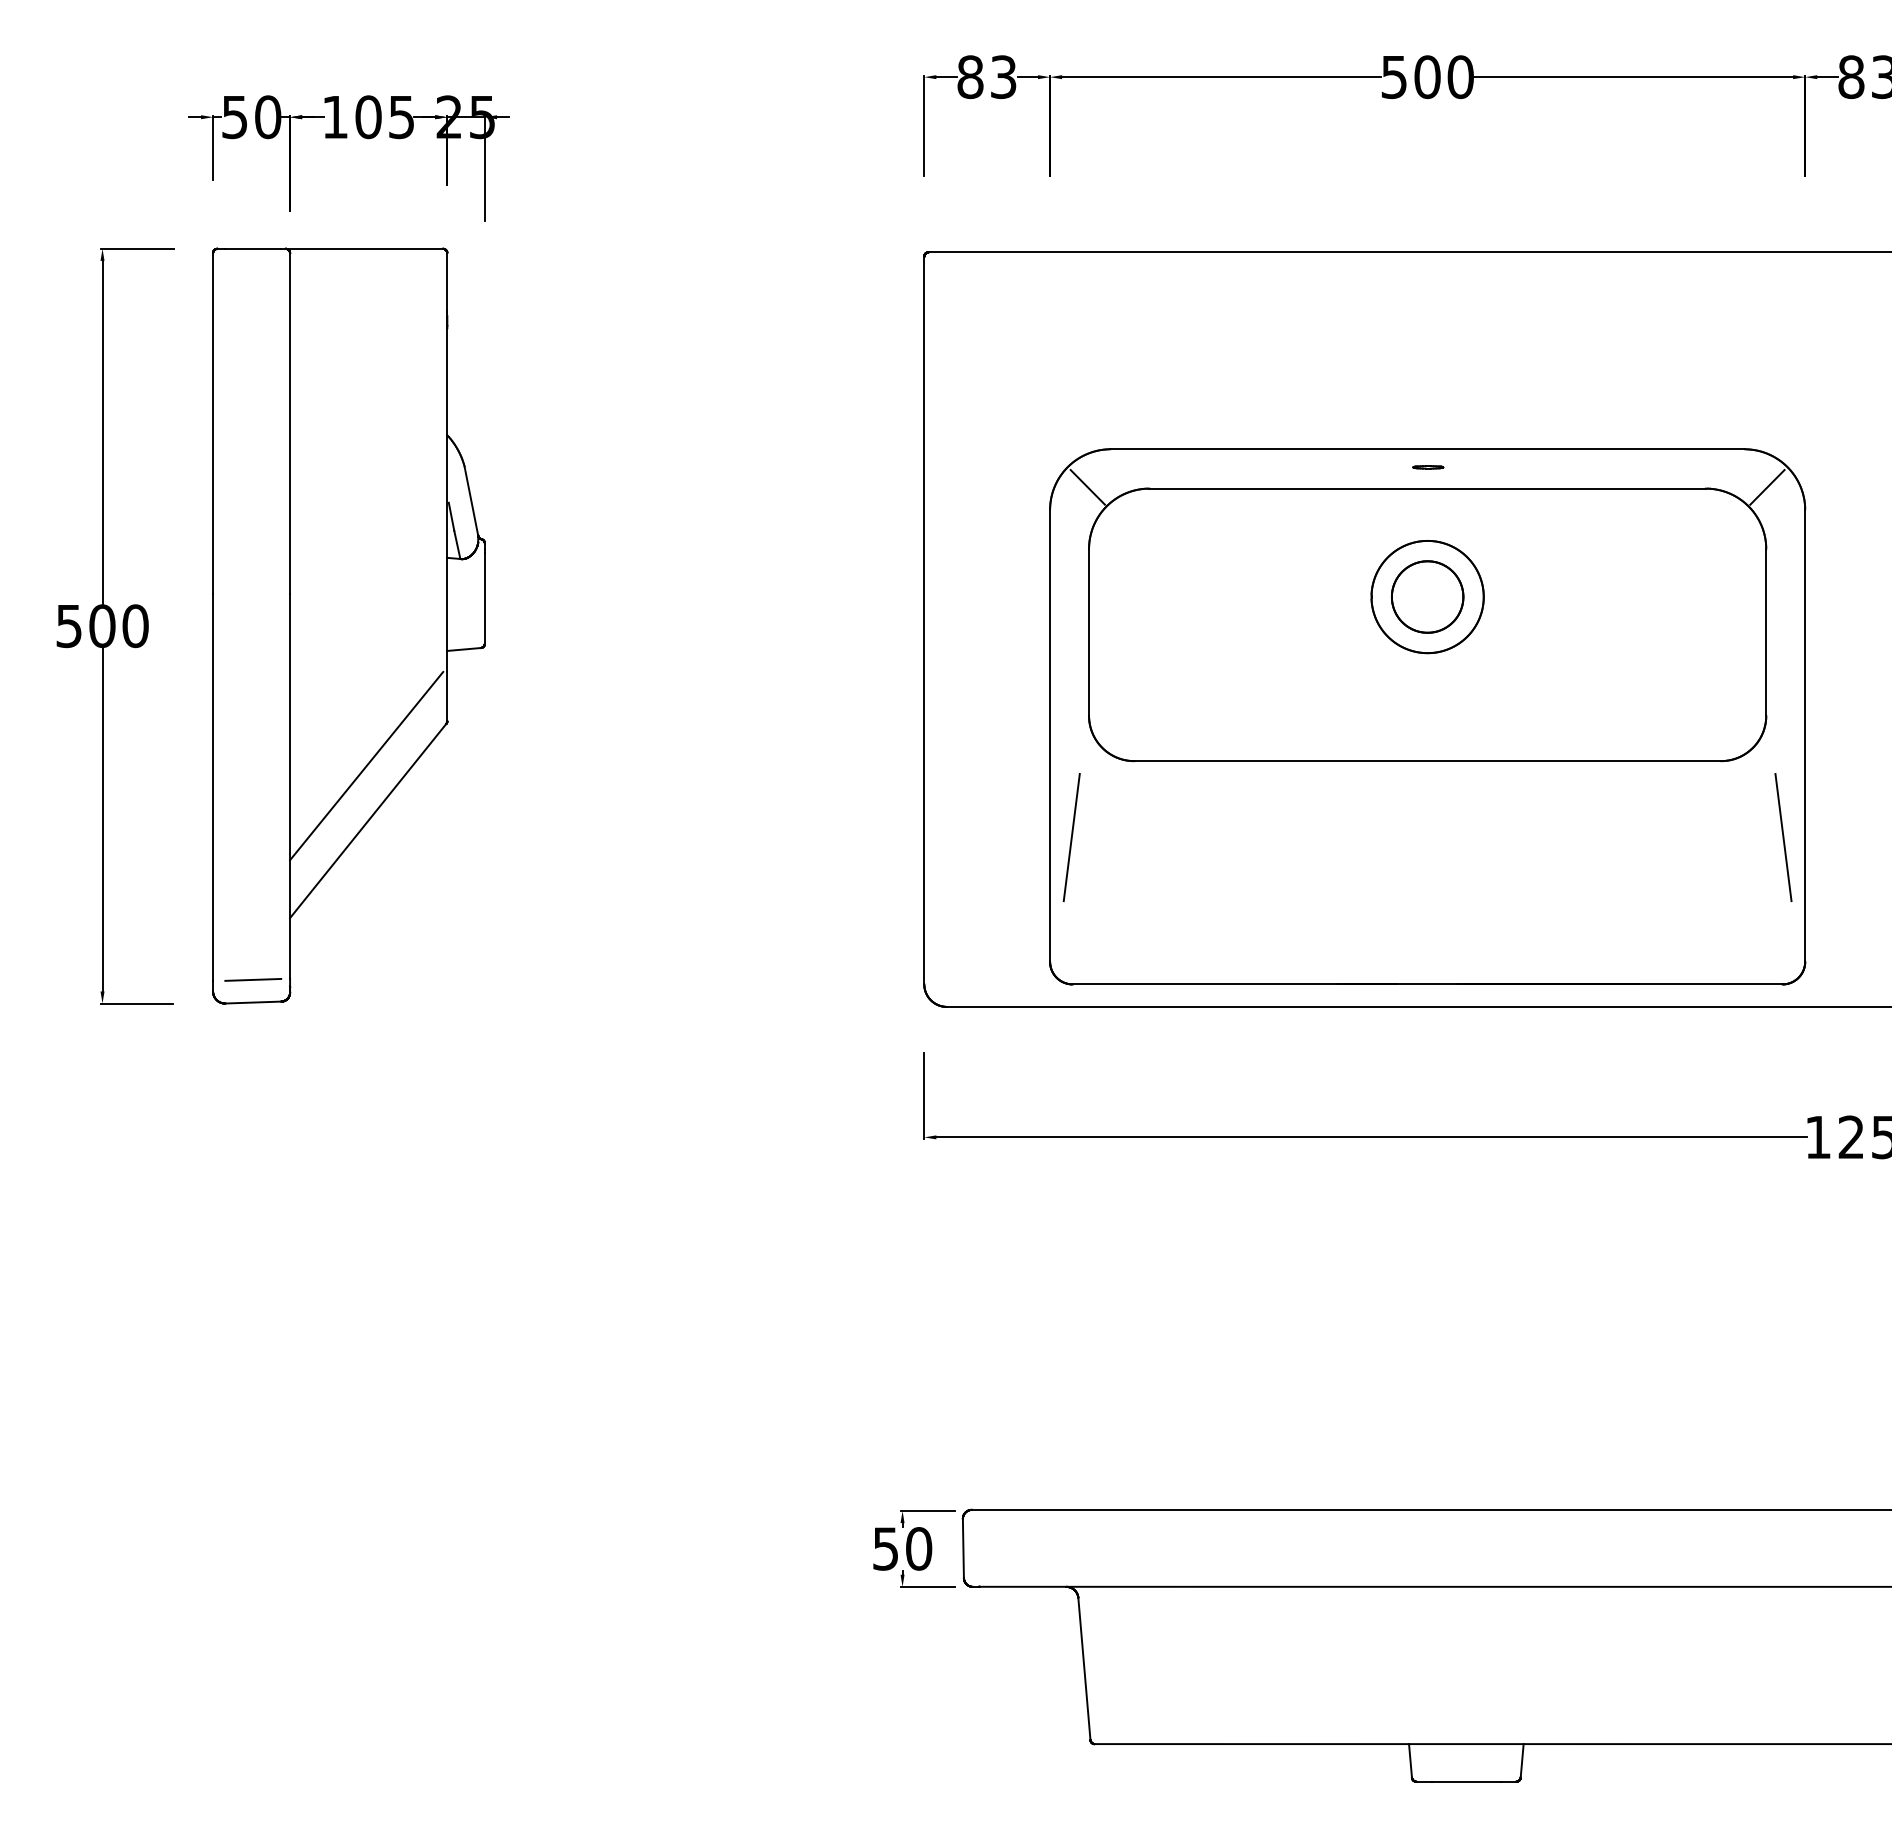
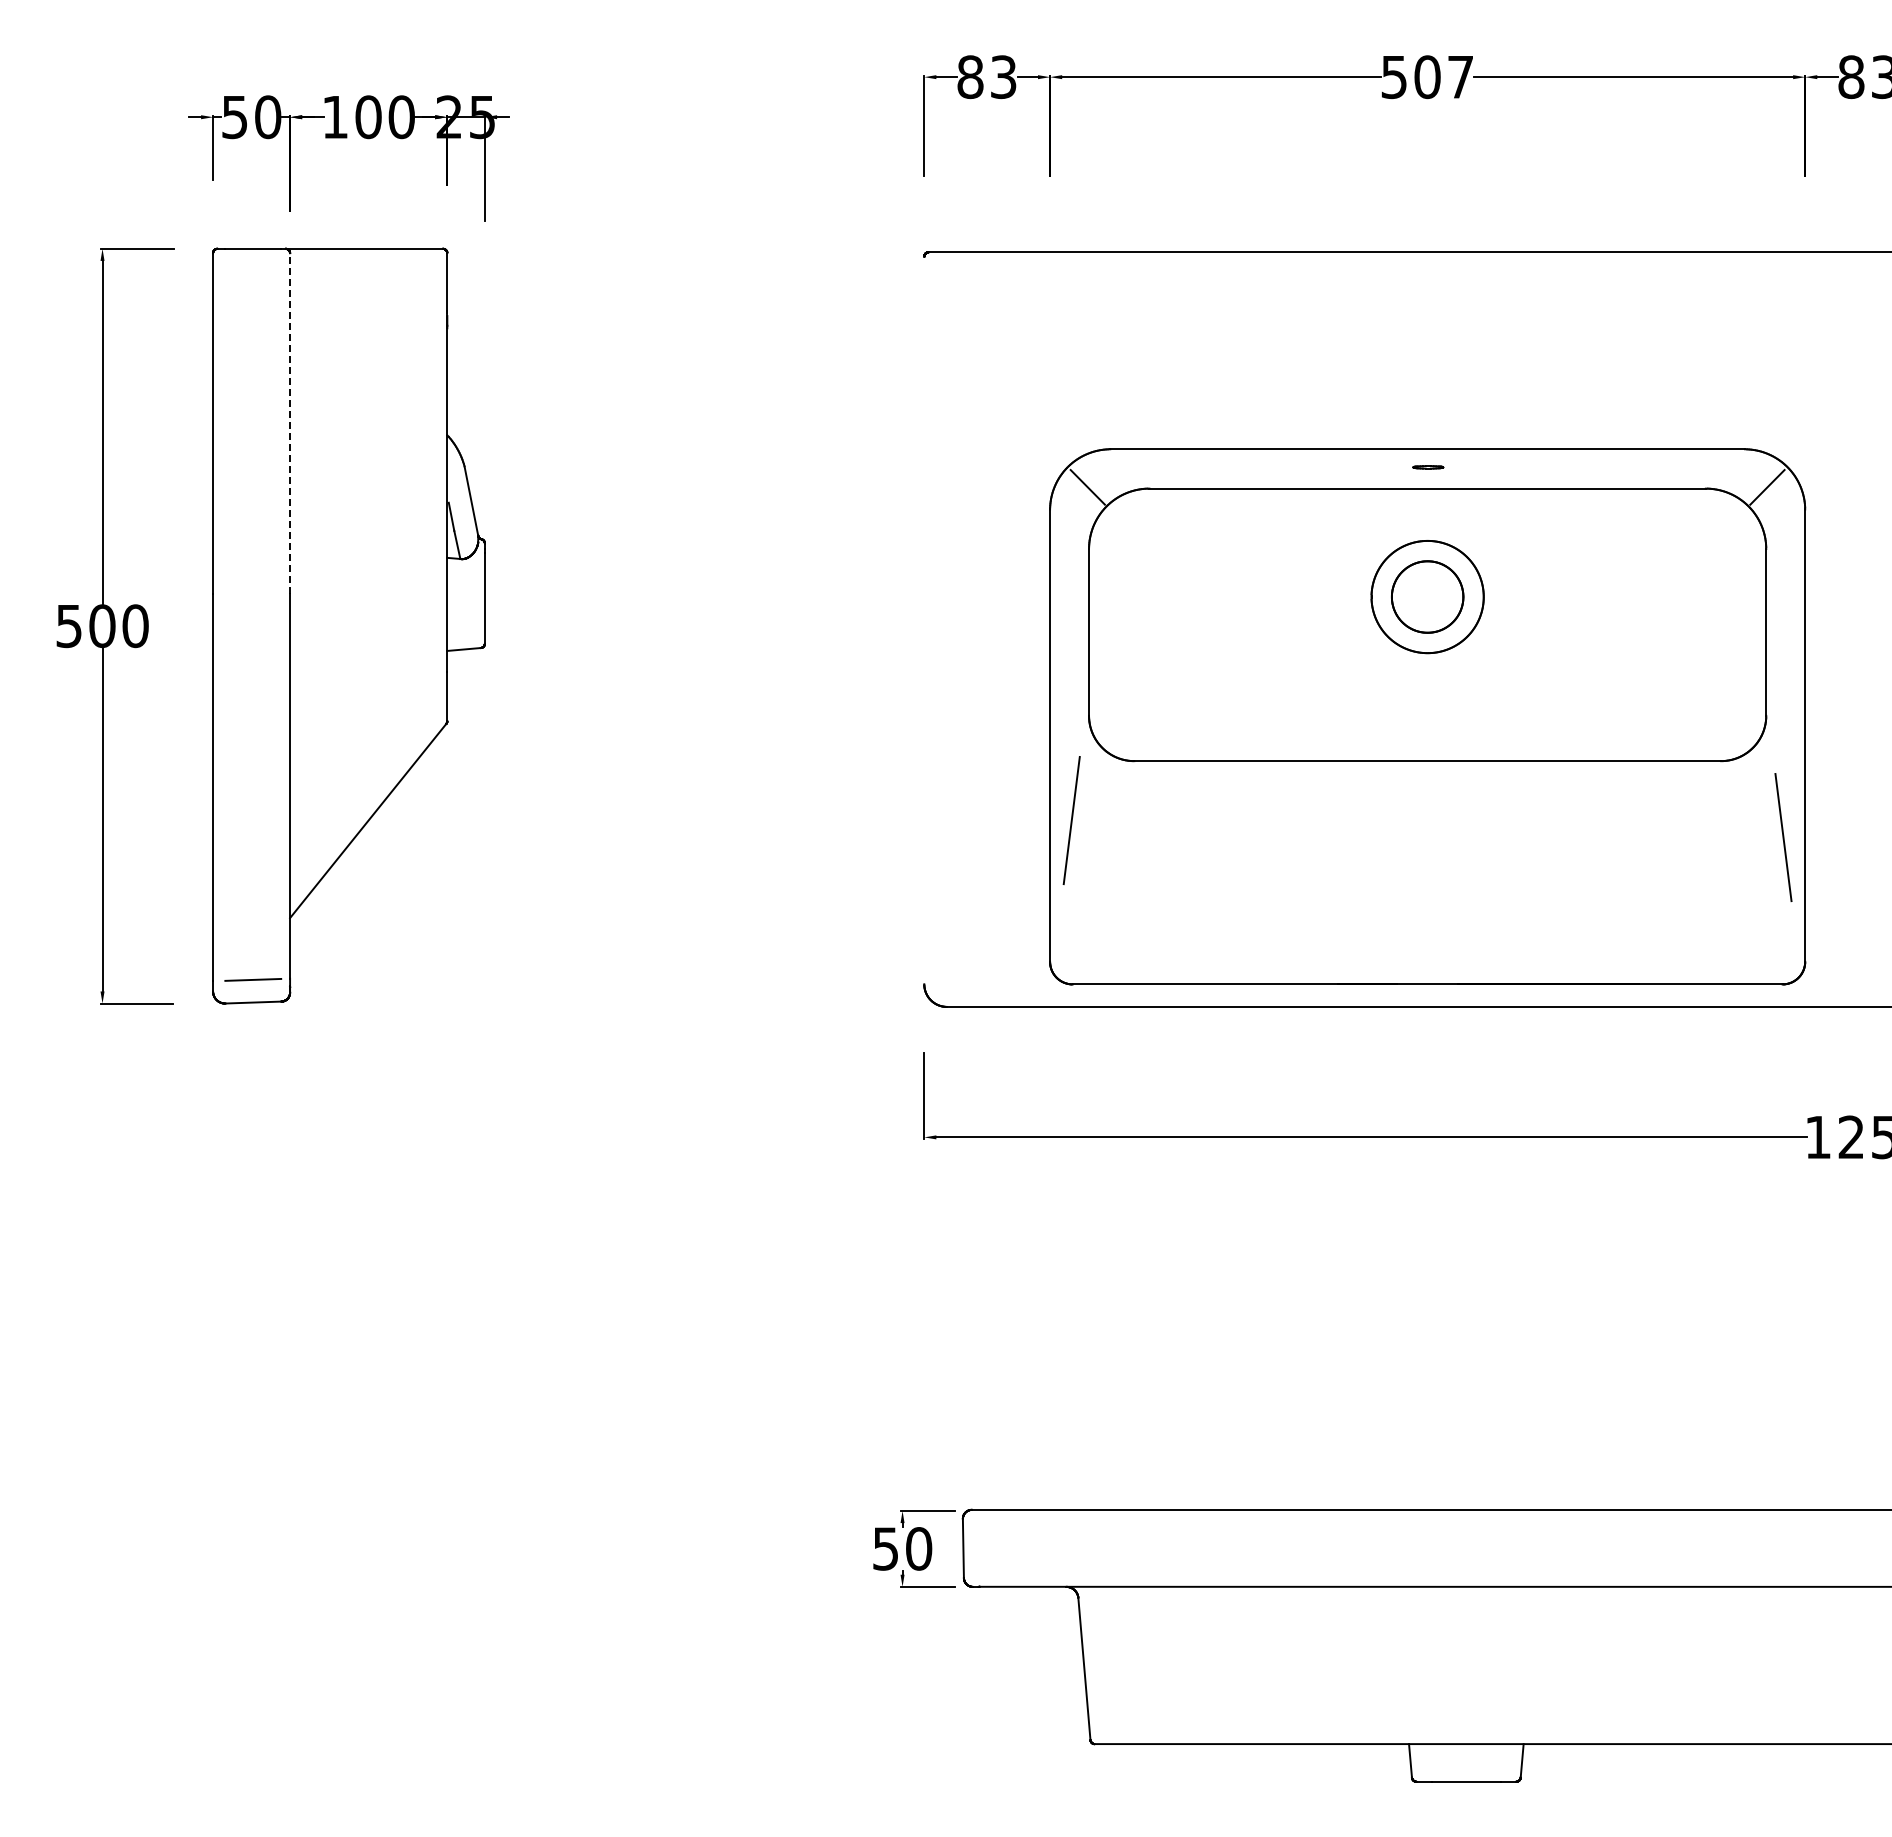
text: 500 -> 507 (1460, 77)
text: 105 -> 100 (401, 117)
line: solid -> dashed (290, 423)
line: present -> none (924, 620)
line: present -> none (366, 765)
line position: (1071, 837) -> (1071, 820) (1071, 820)
